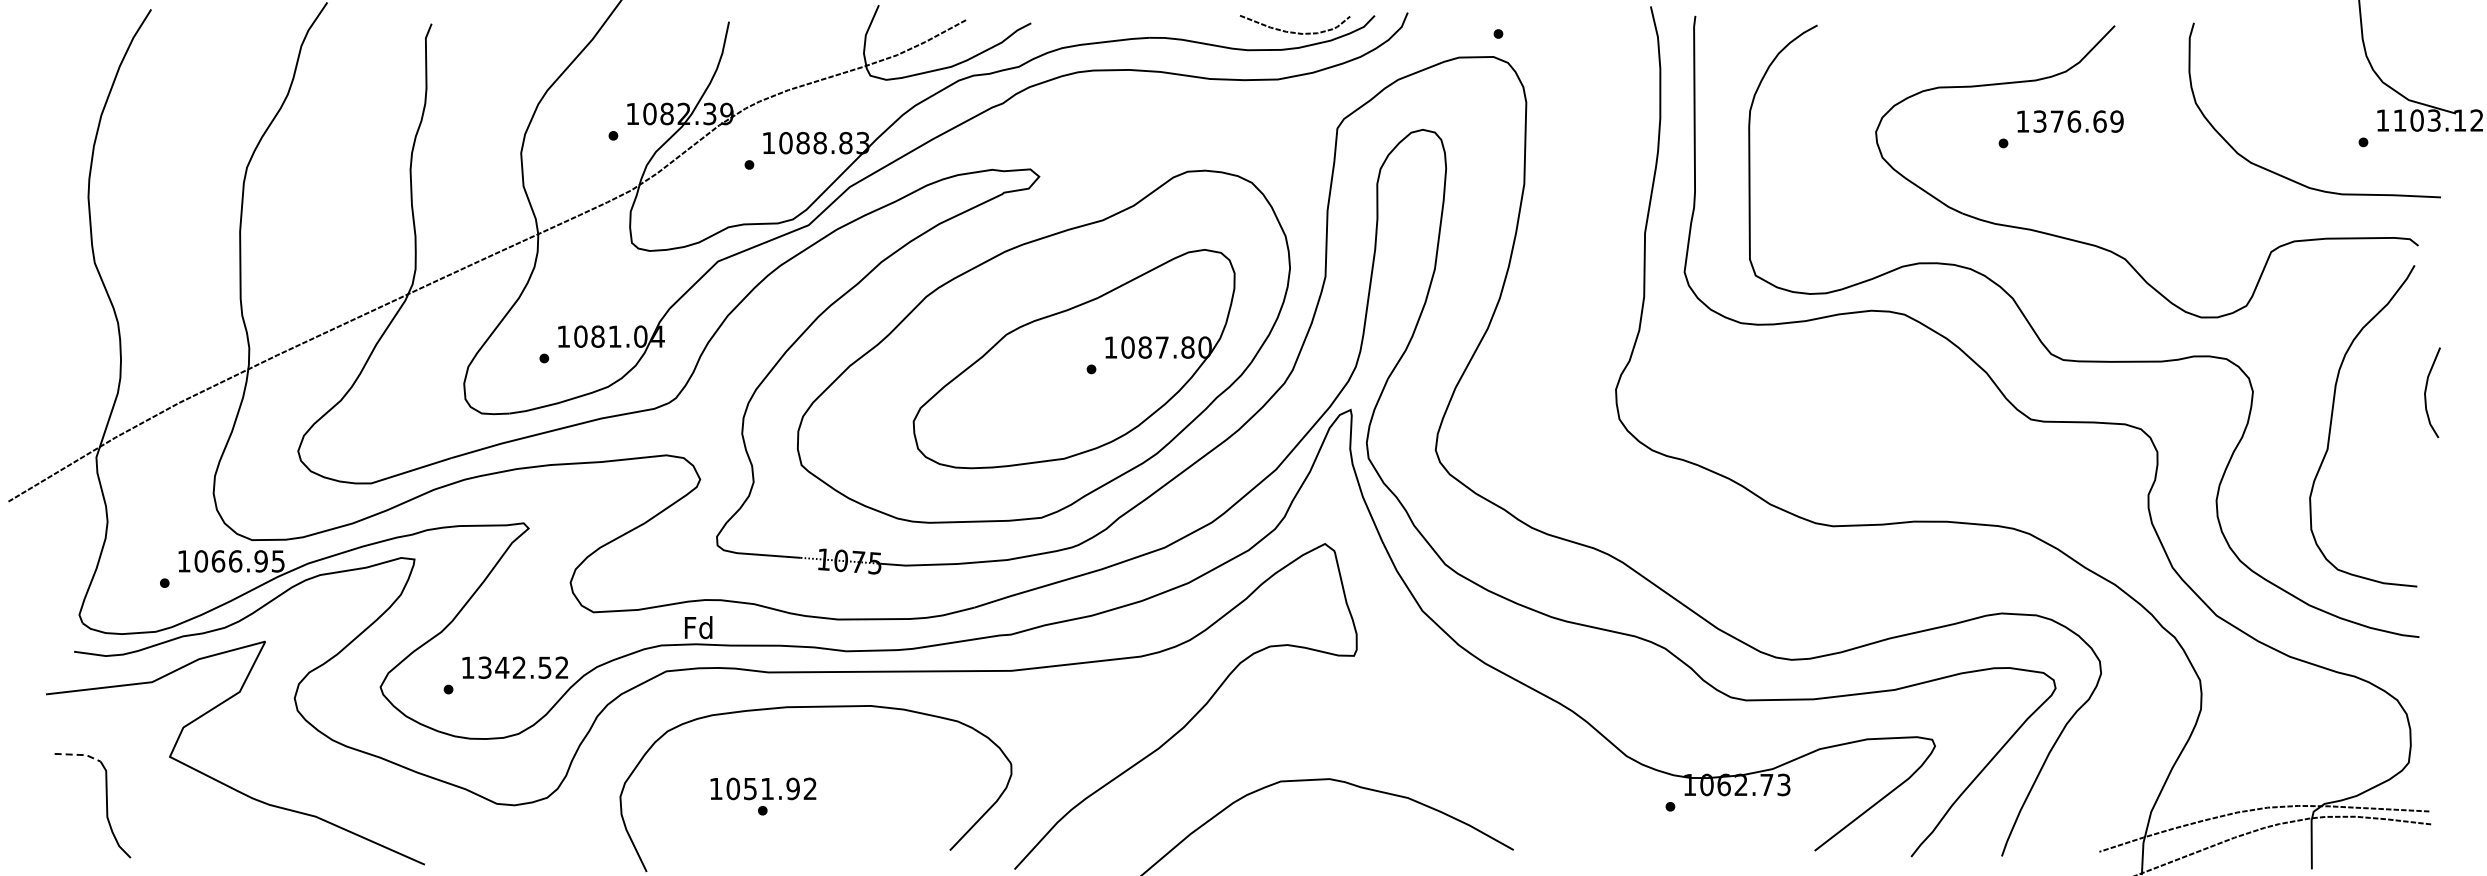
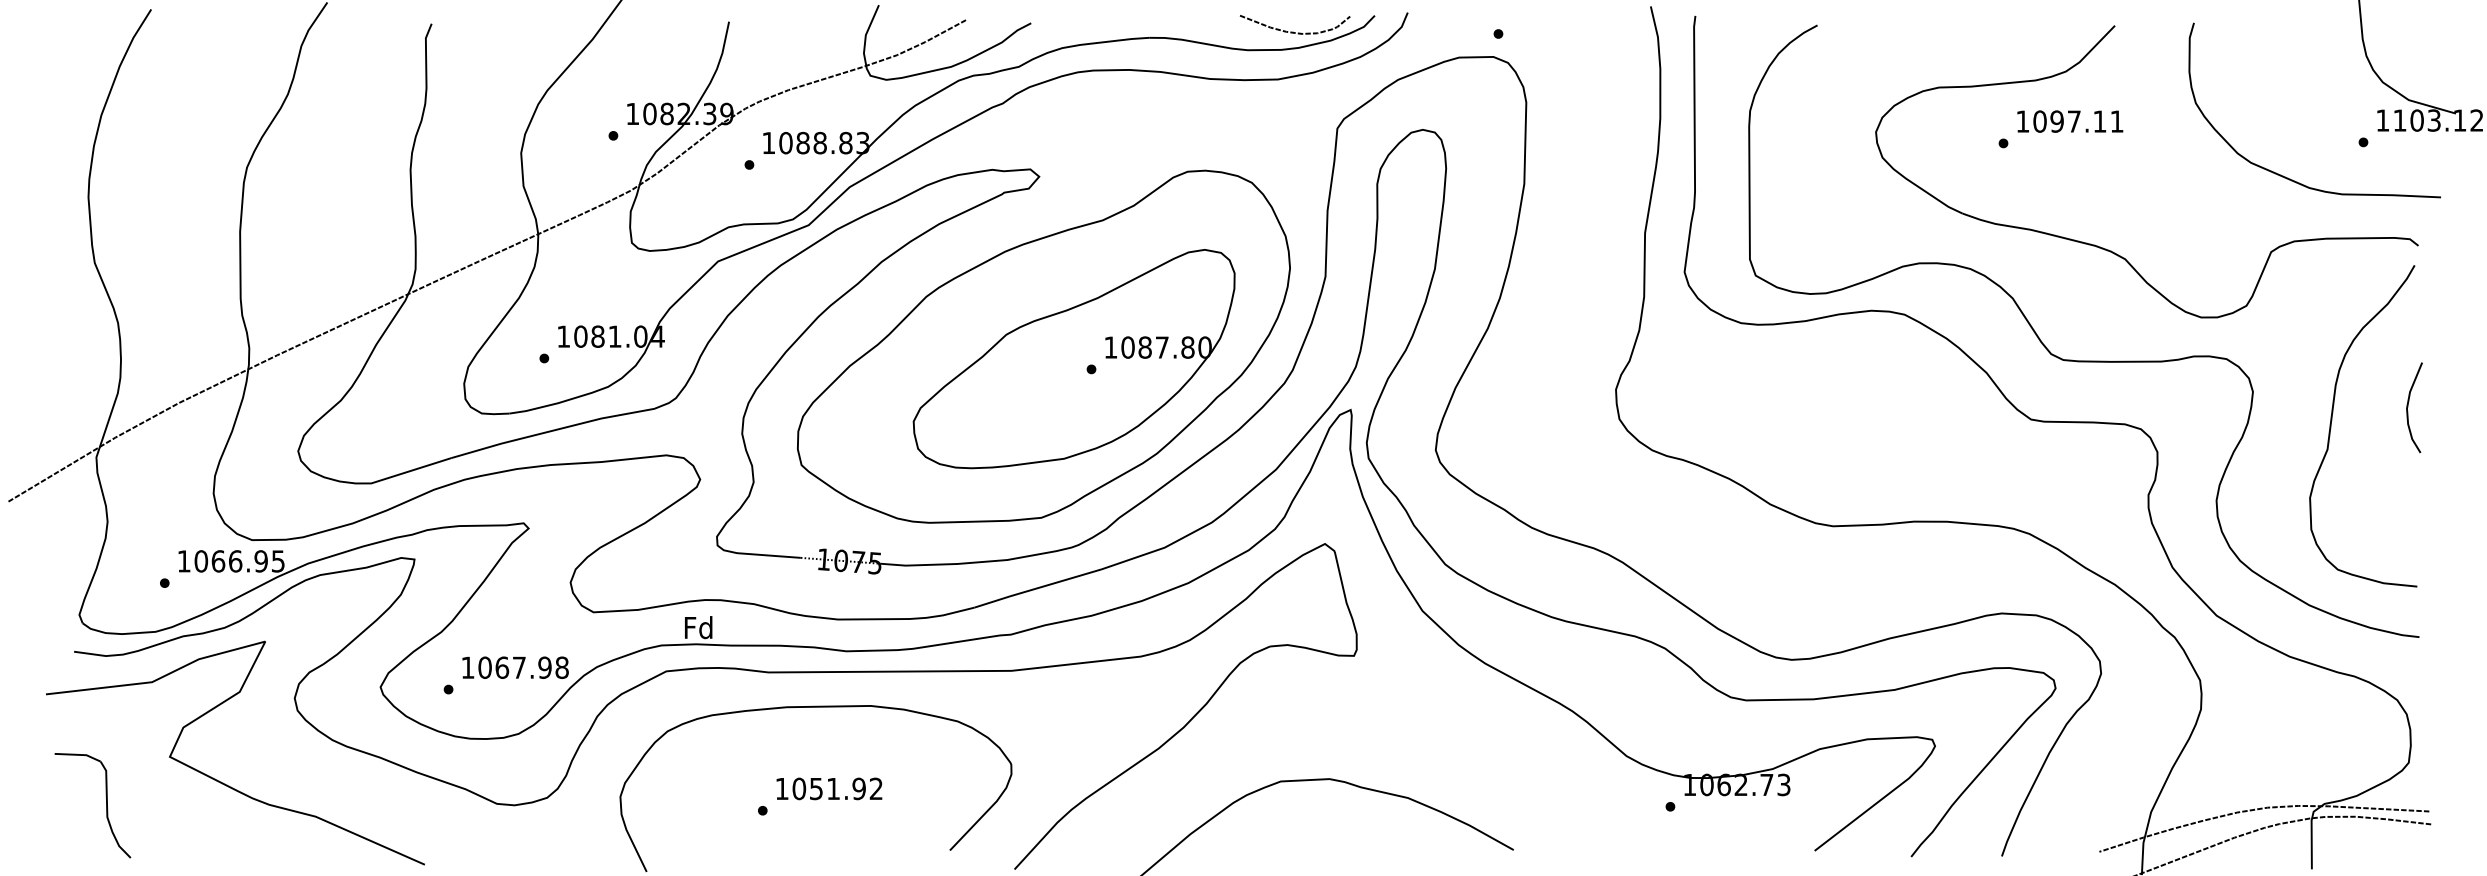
text: 1376.69 -> 1097.11 (2078, 121)
curve position: (2426, 392) -> (2408, 407) (2408, 407)
text: 1342.52 -> 1067.98 (523, 667)
line: dashed -> solid (79, 754)
text position: (763, 788) -> (829, 788) (829, 788)
